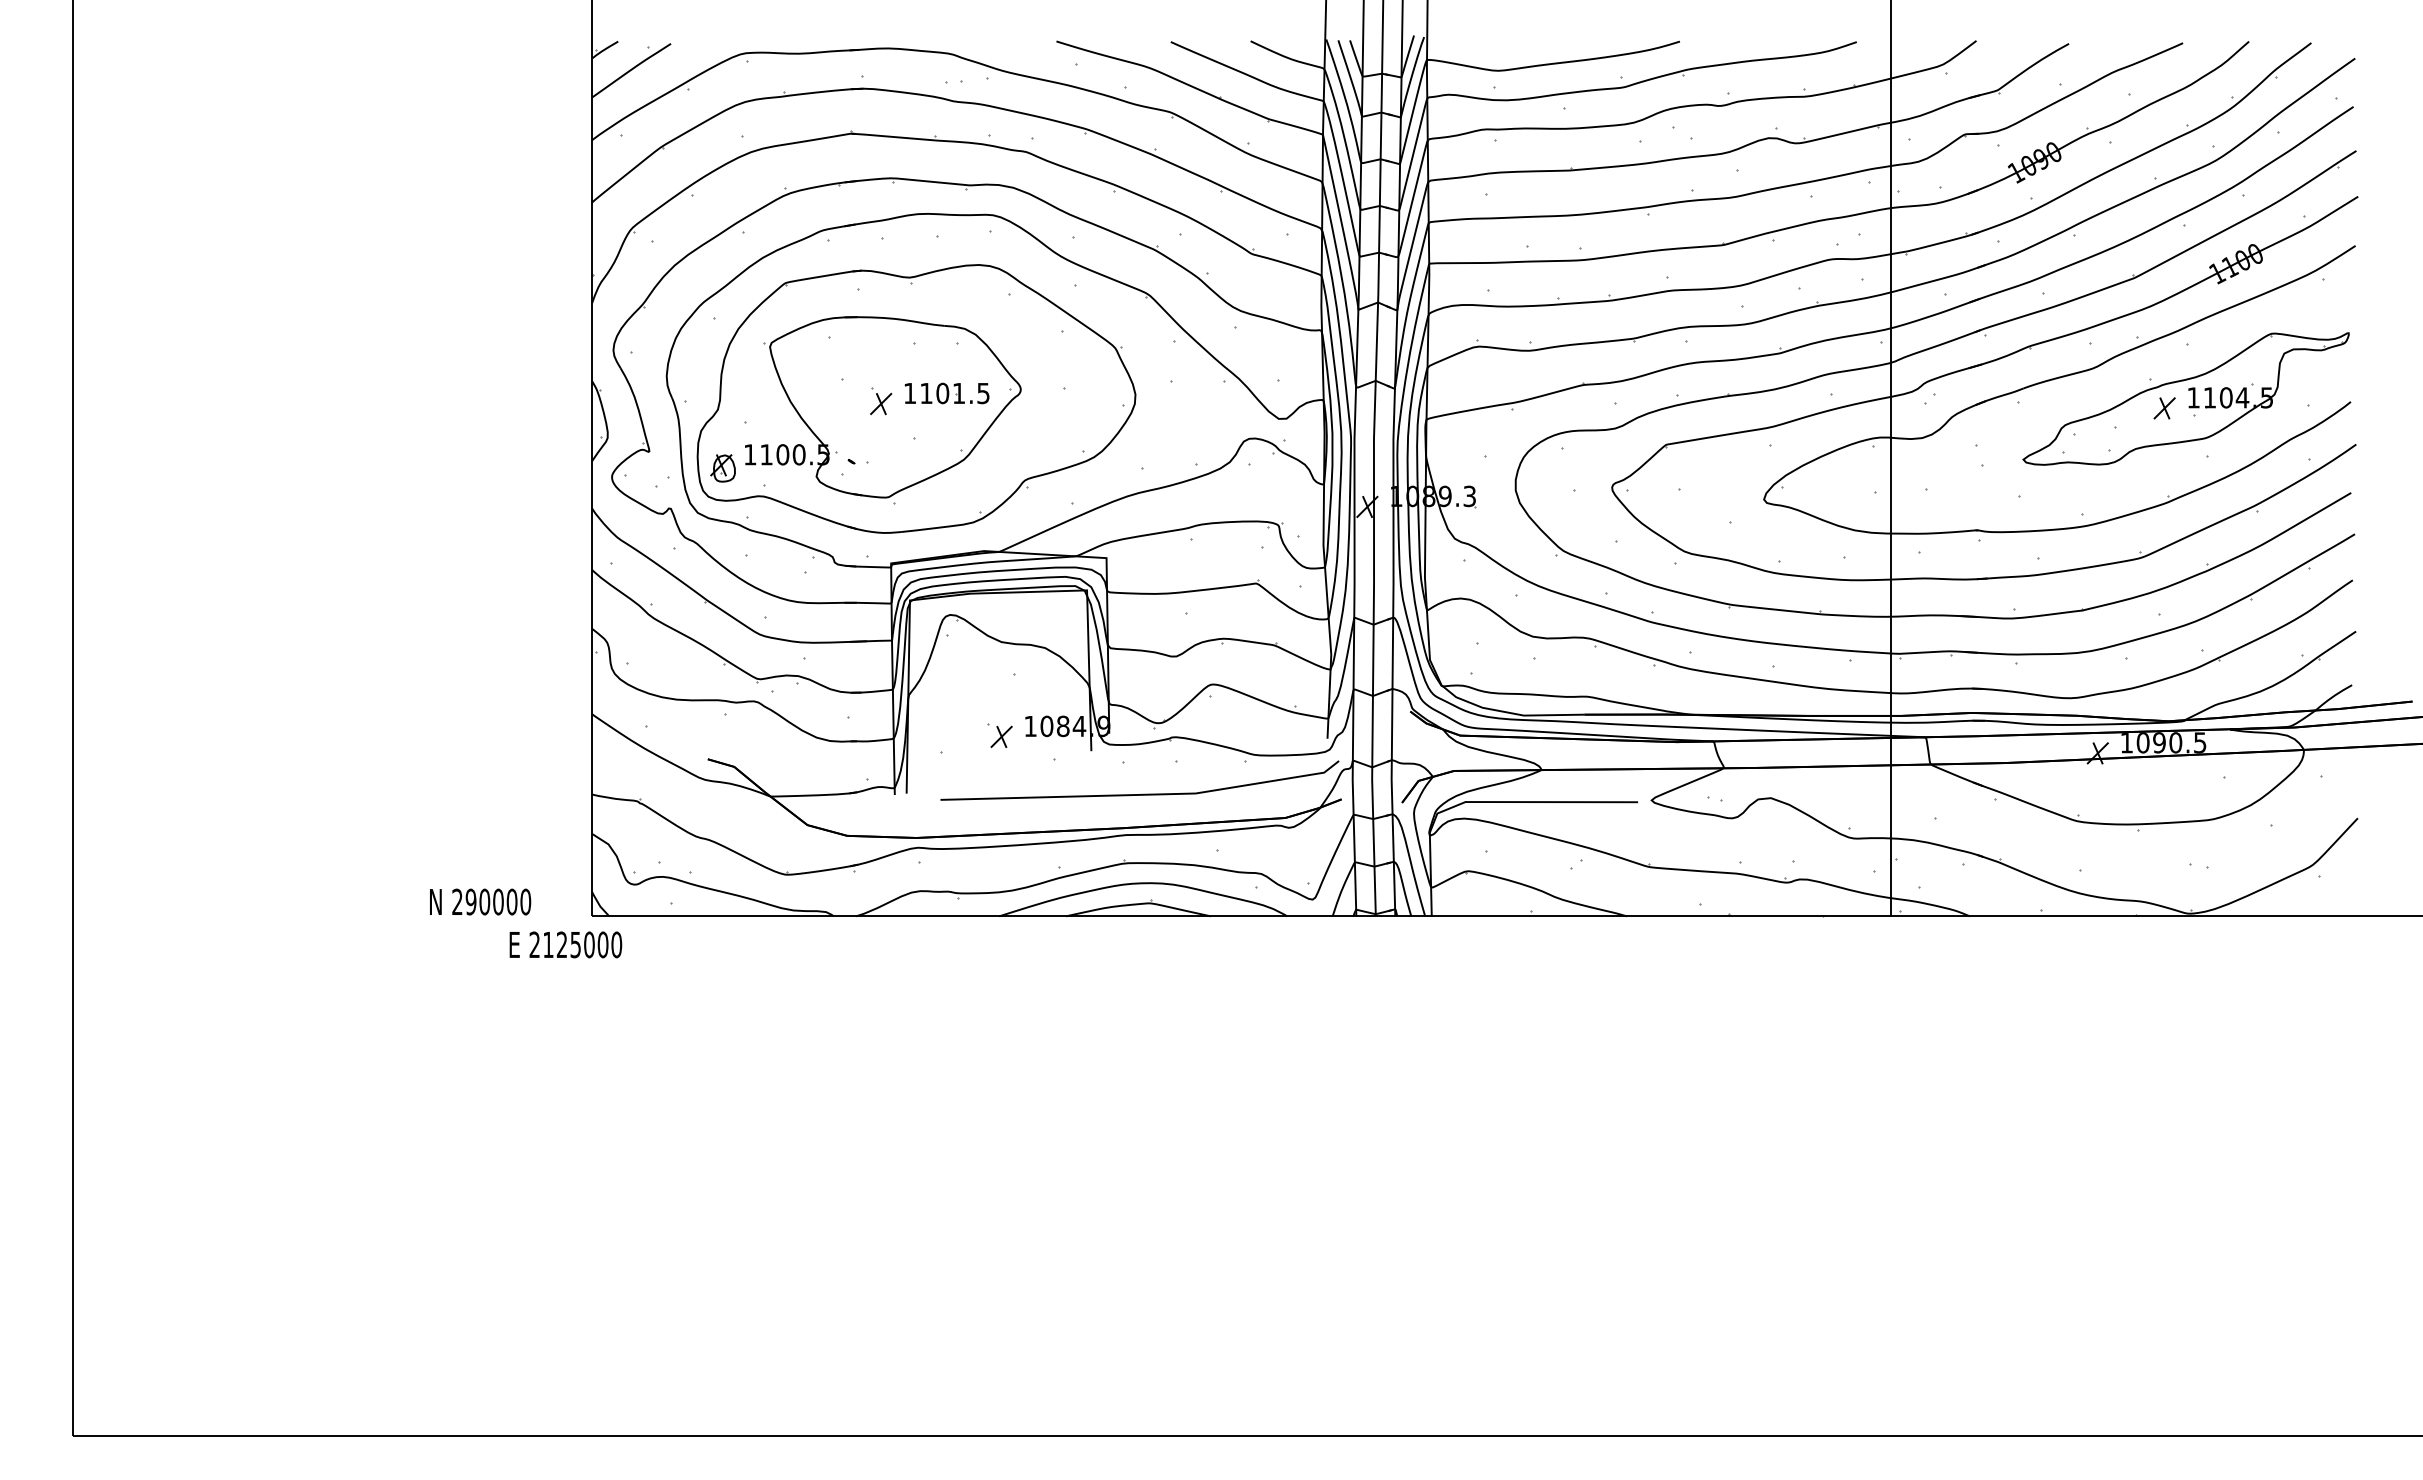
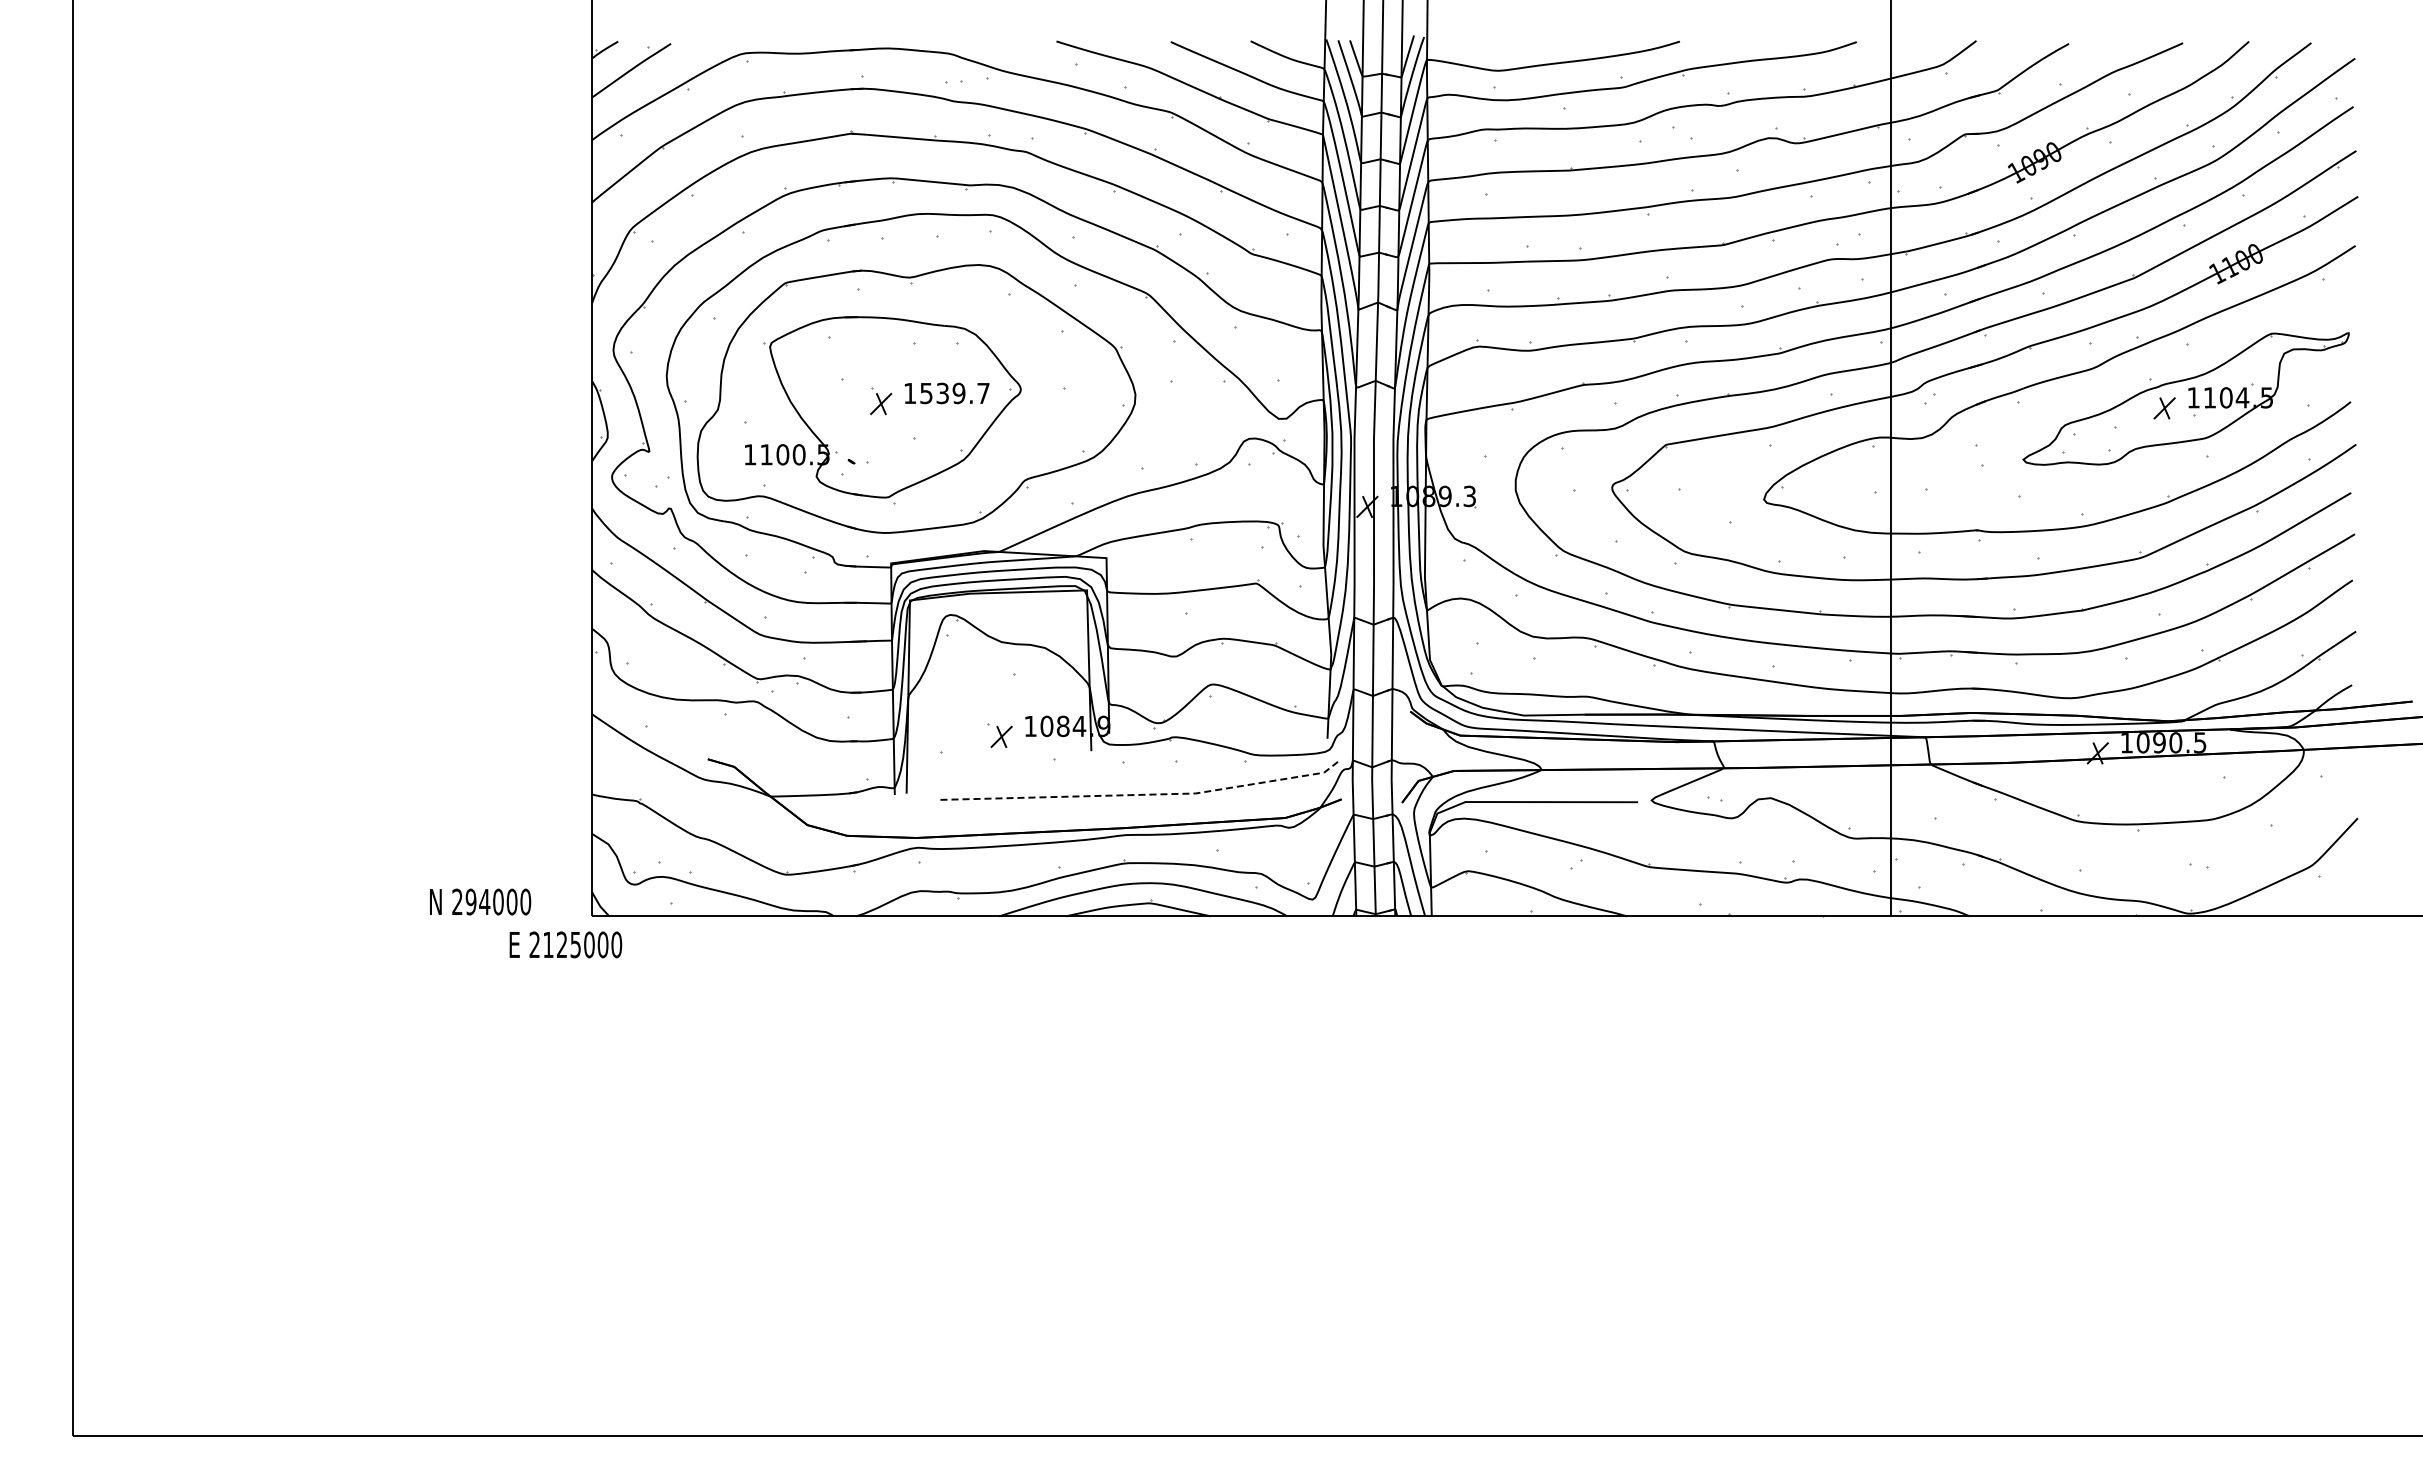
text: 1101.5 -> 1539.7 (954, 393)
part: present -> none (722, 468)
line: solid -> dashed (1143, 794)
text: 290000 -> 294000 (484, 901)
